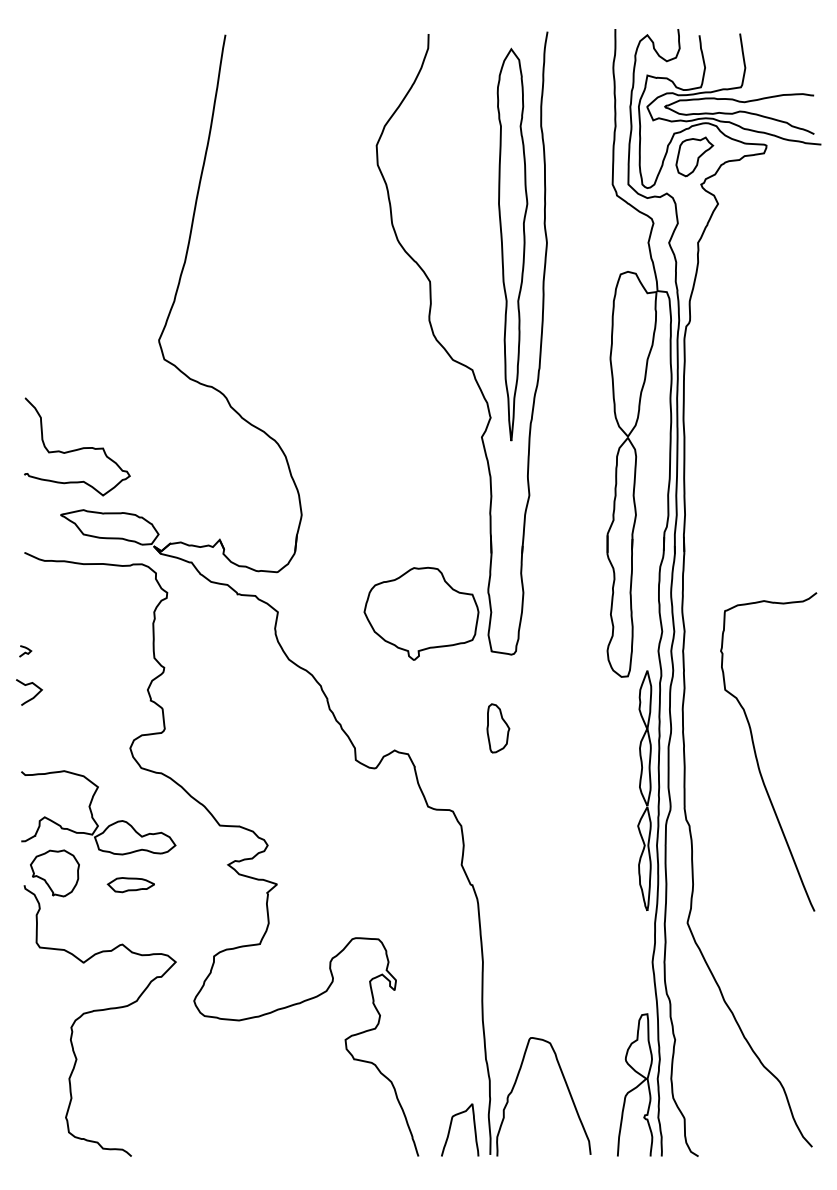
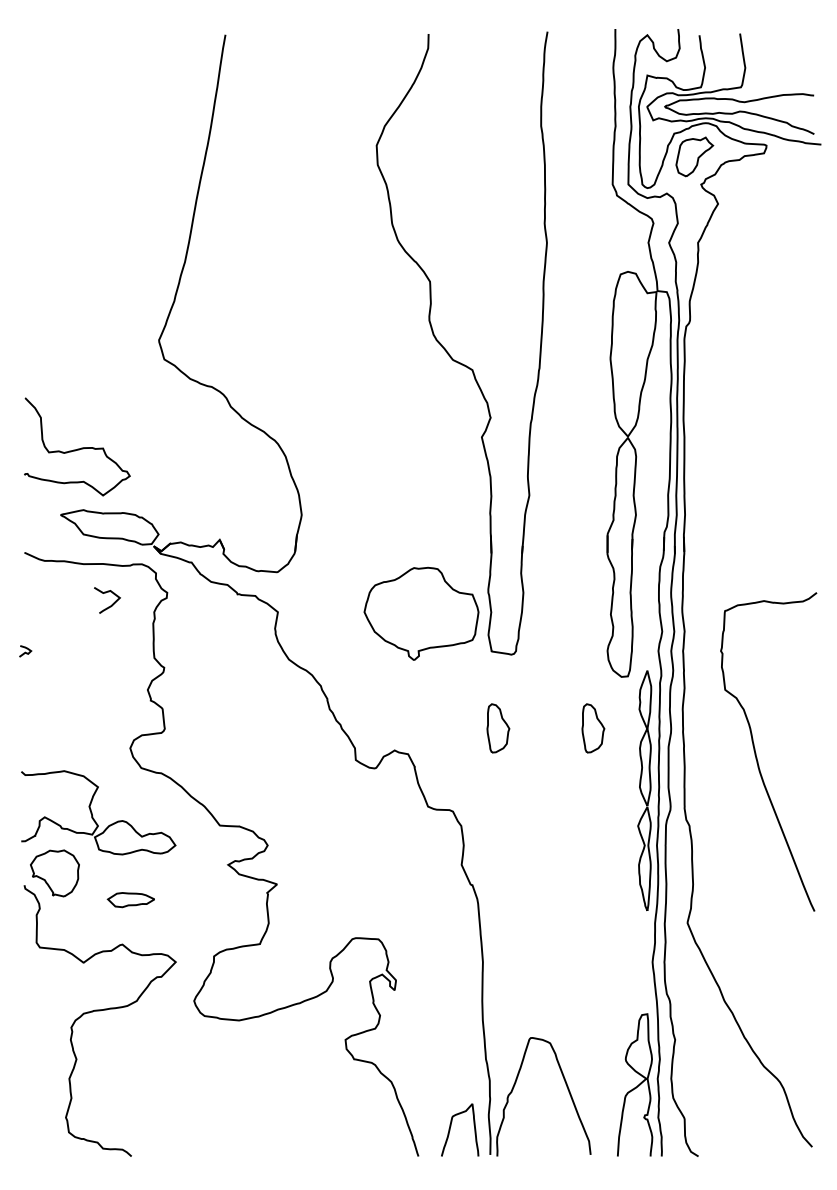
part: present -> none (512, 244)
curve position: (33, 696) -> (111, 604) (111, 604)
part: none -> present (593, 728)
part position: (130, 885) -> (130, 900) (130, 900)
